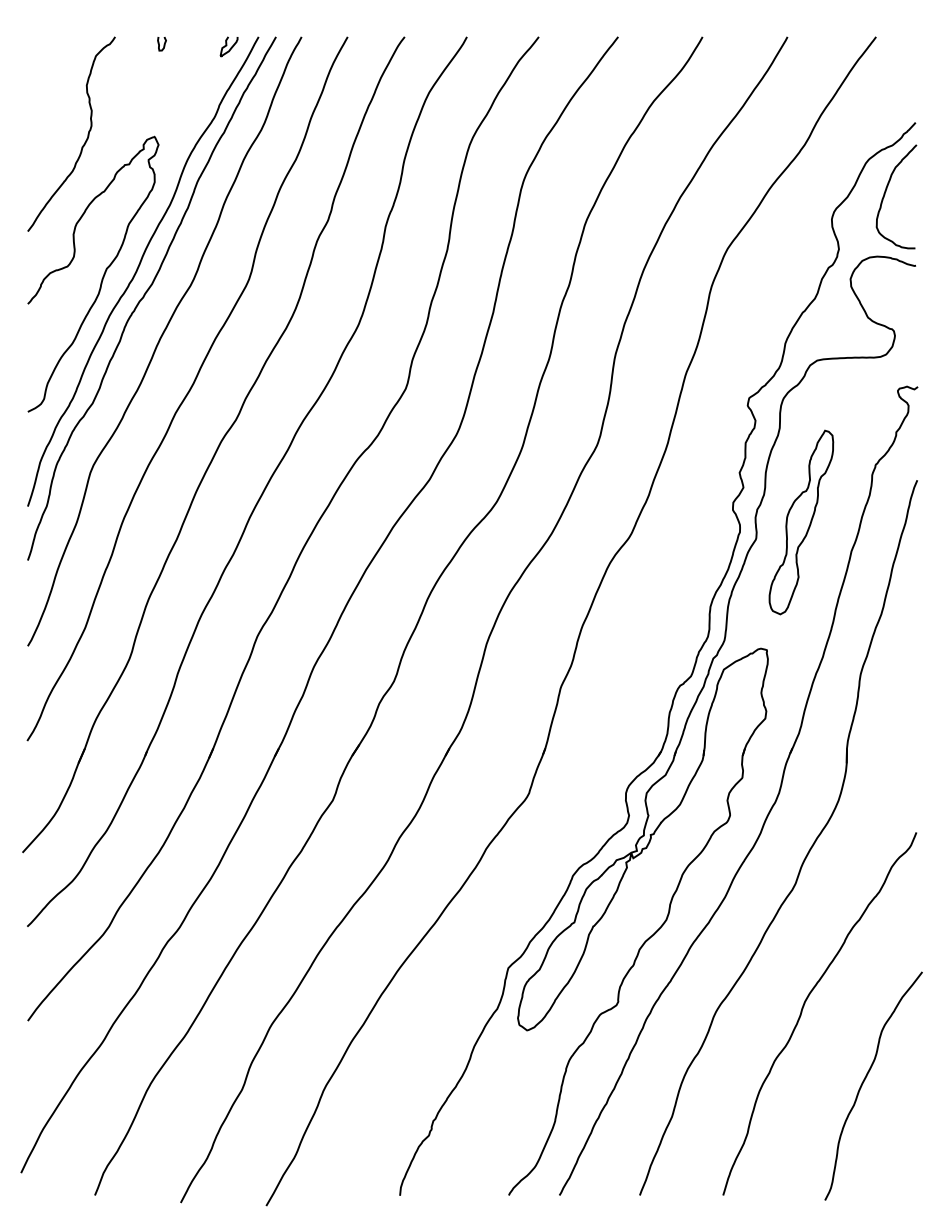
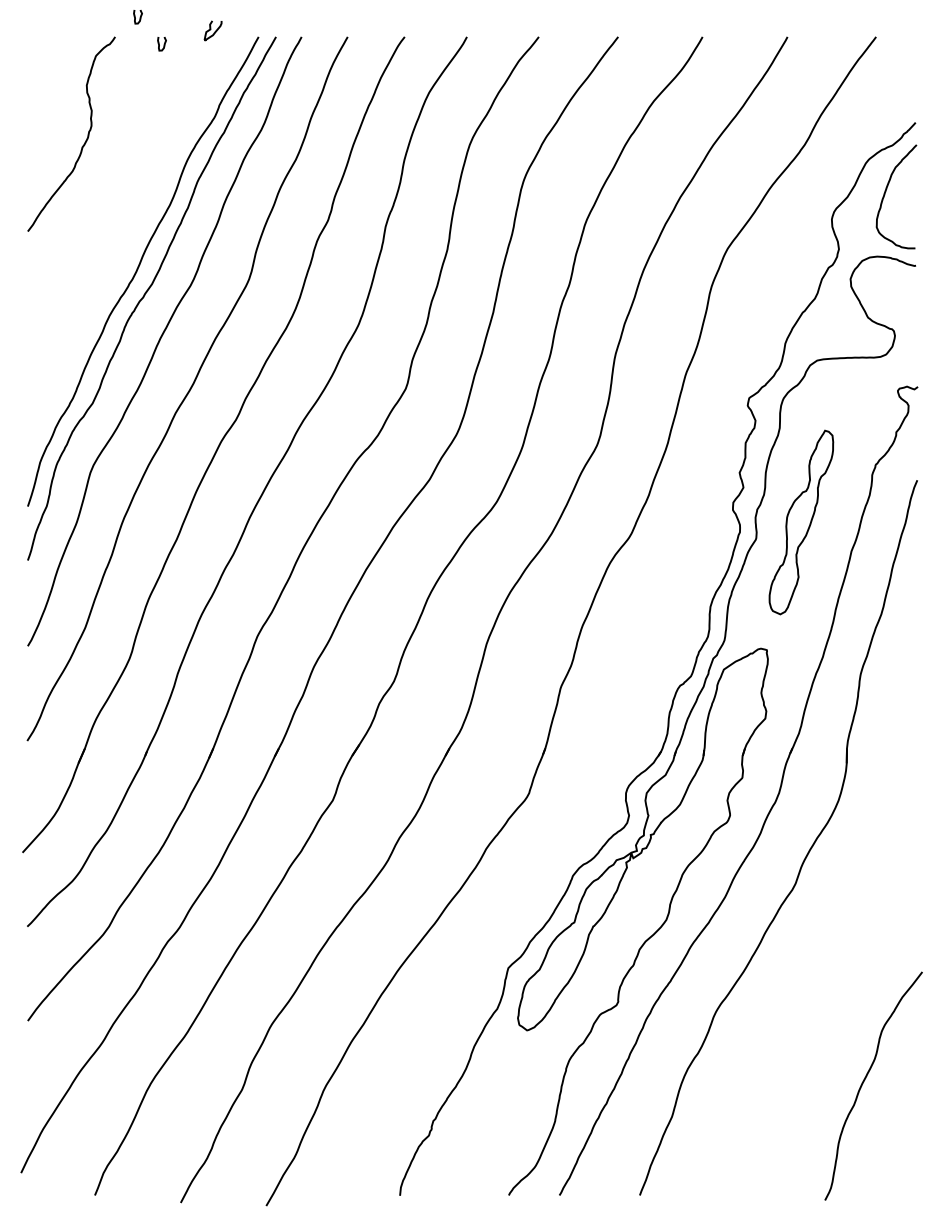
curve: none -> present (135, 17)
curve position: (227, 45) -> (211, 29) (211, 29)
curve: present -> none (101, 278)
curve: present -> none (803, 1009)
